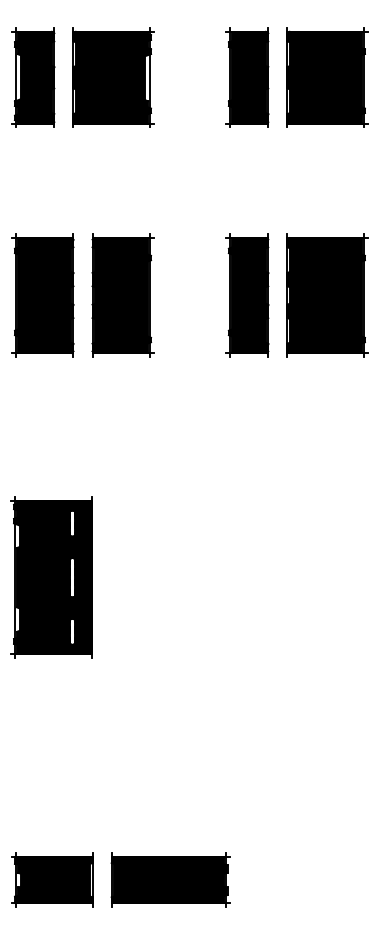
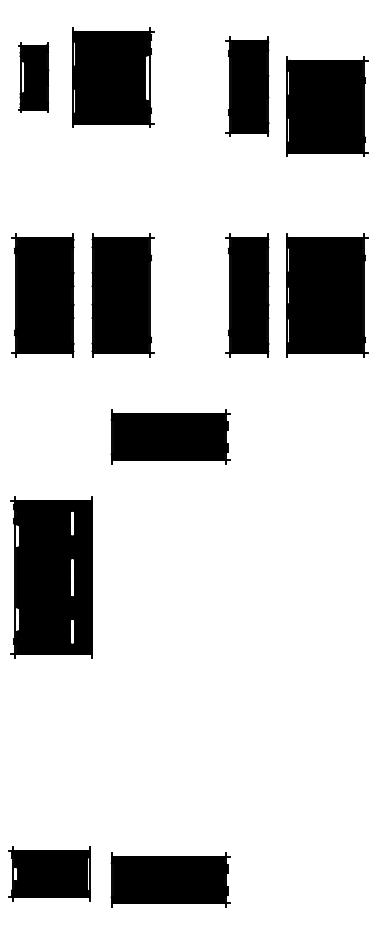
part size: 45x101 px -> 32x71 px (33, 77)
part position: (247, 77) -> (247, 86) (247, 86)
part position: (327, 77) -> (327, 106) (327, 106)
part: none -> present (170, 436)
part position: (52, 879) -> (49, 873) (49, 873)
